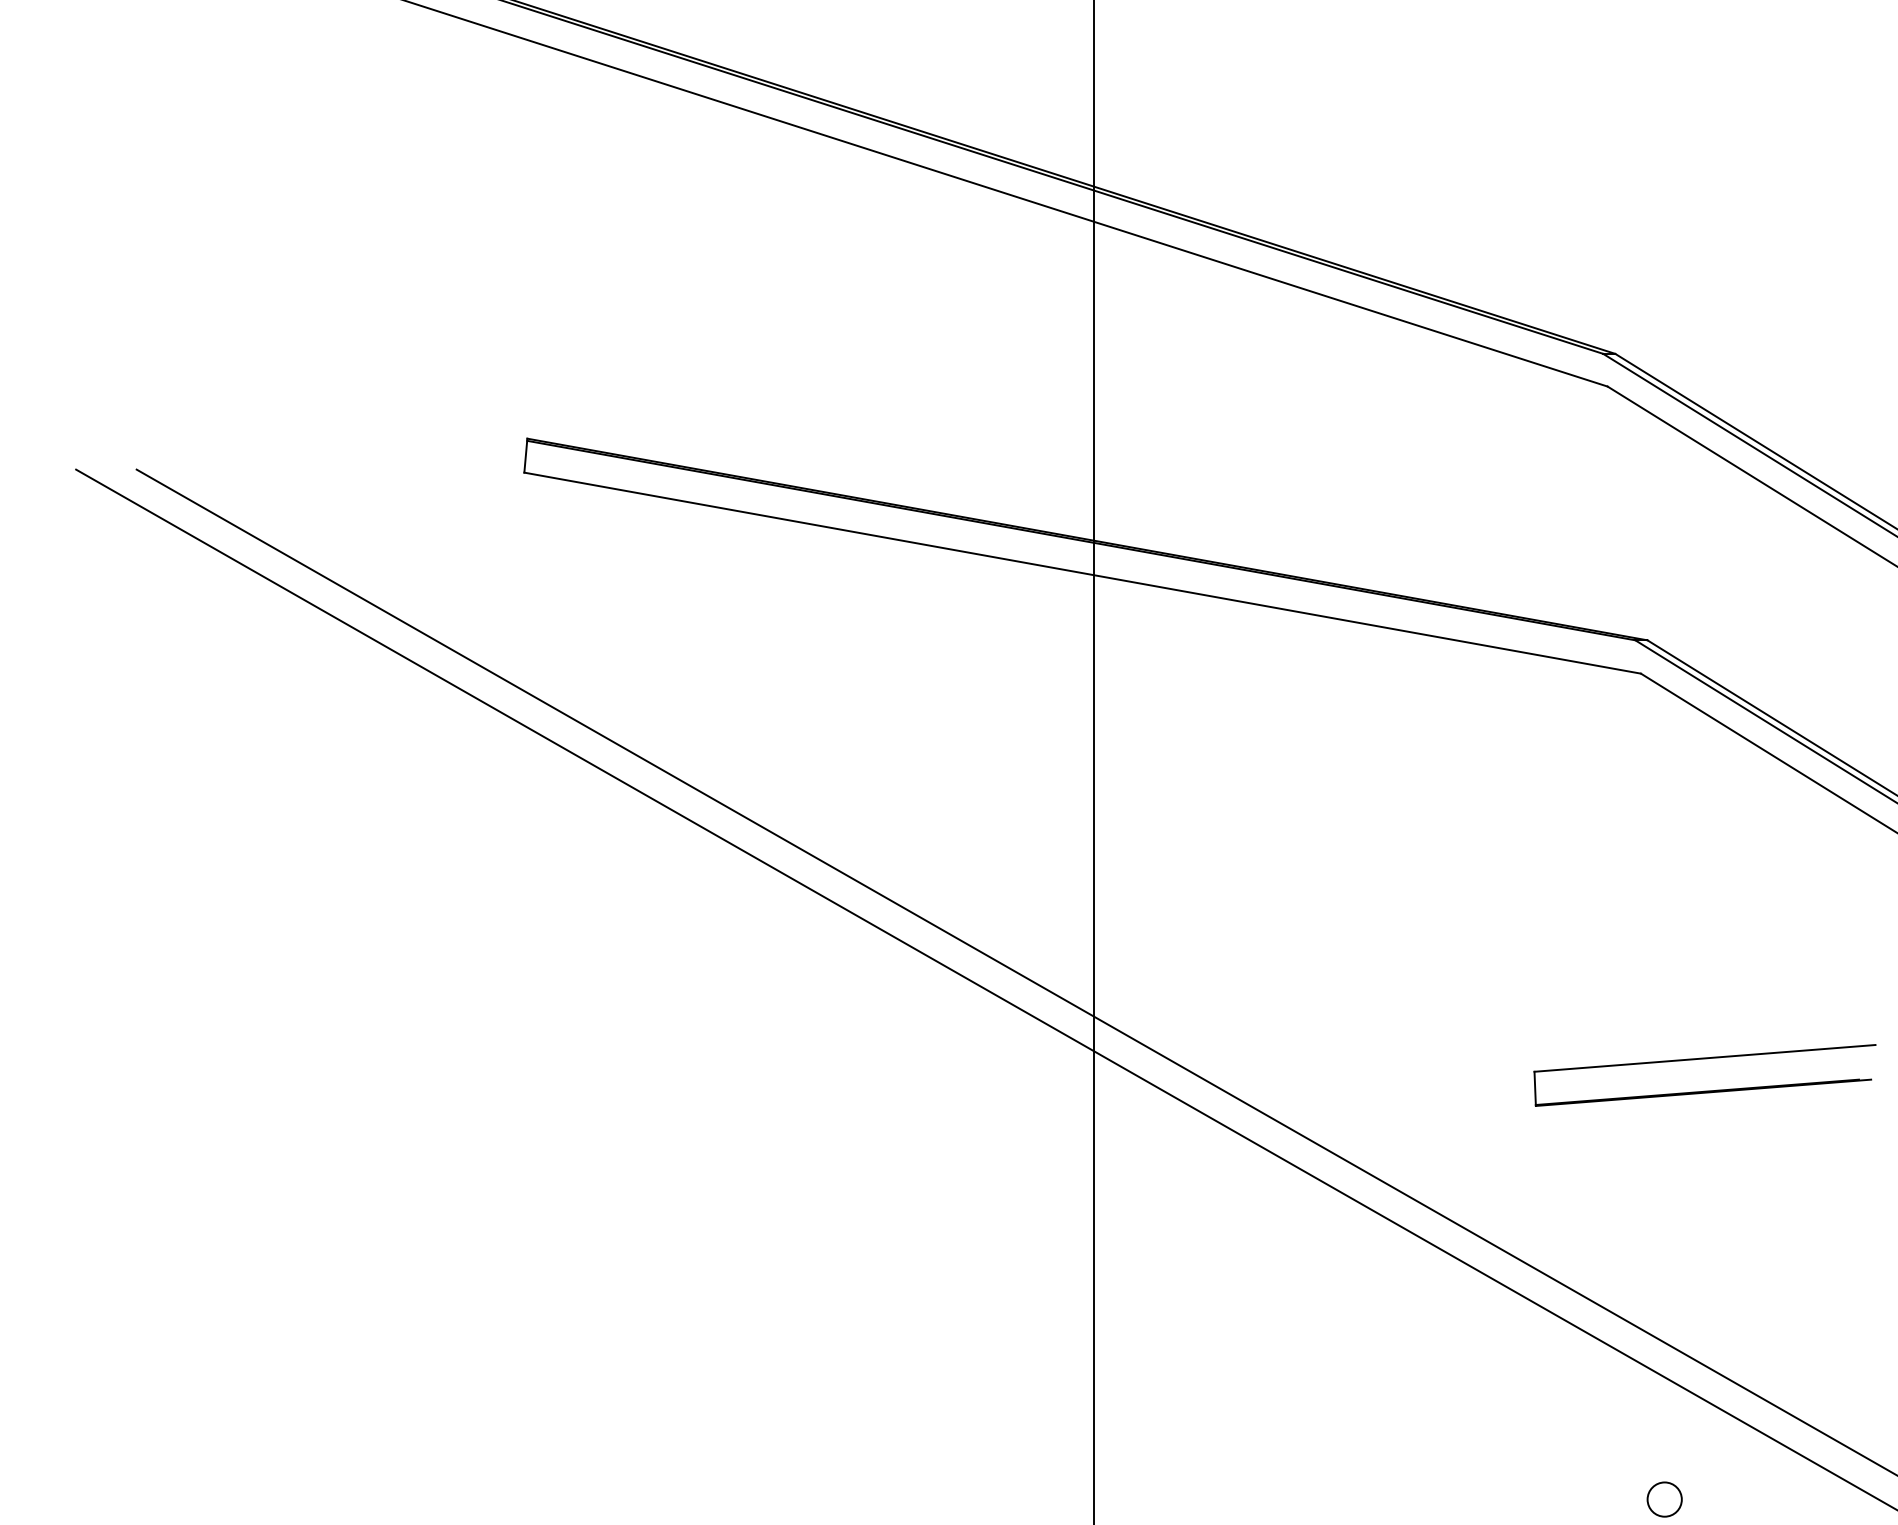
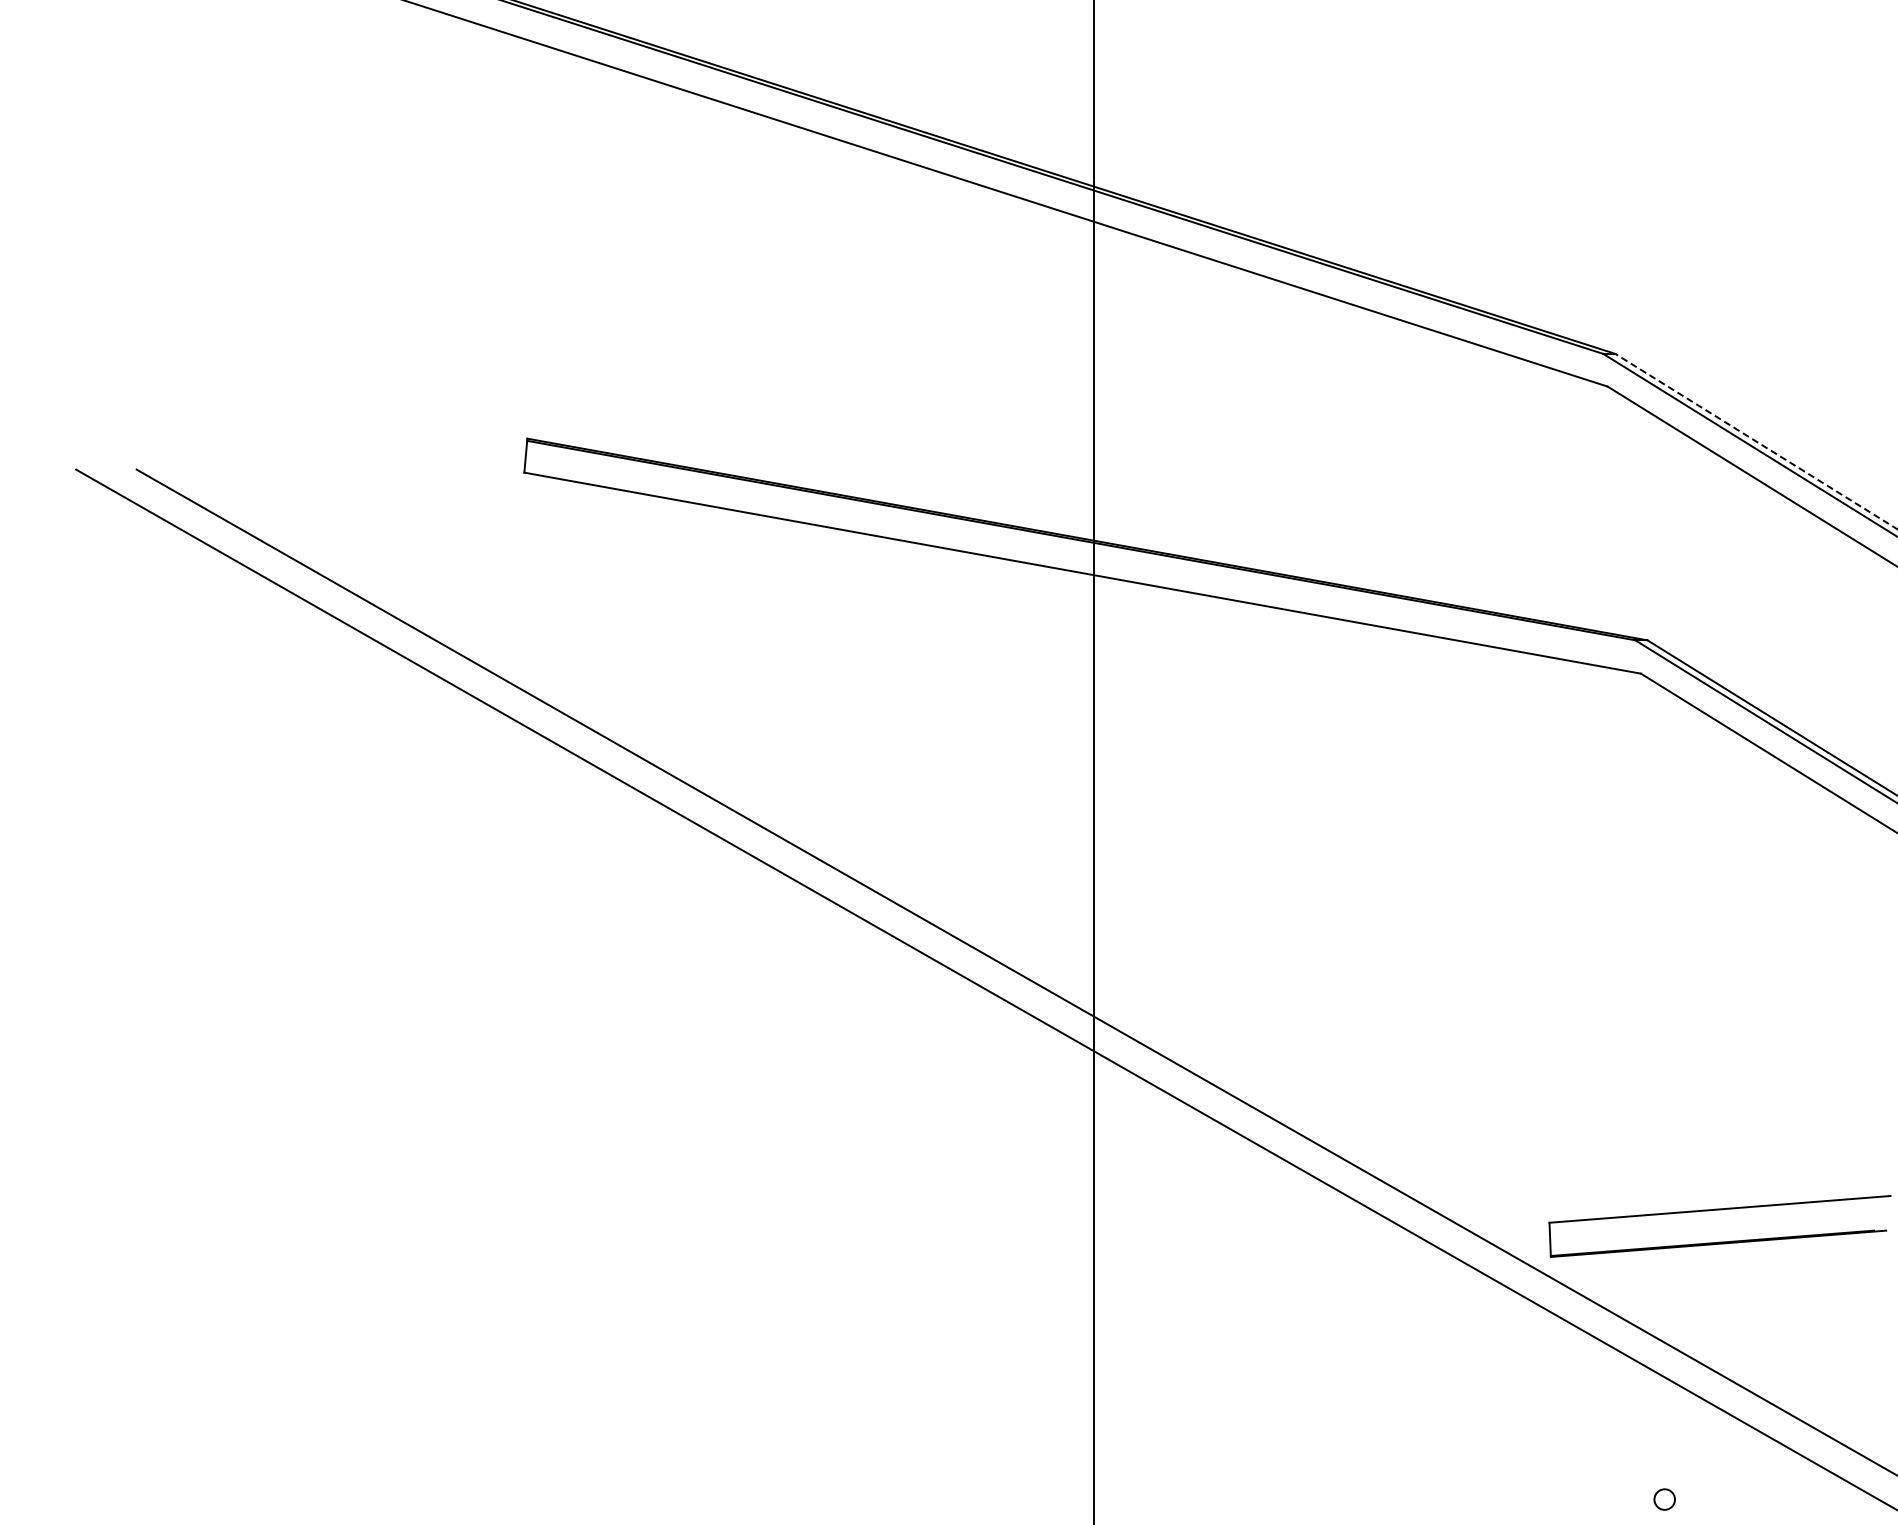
line: solid -> dashed (1756, 441)
part position: (1704, 1090) -> (1719, 1241) (1719, 1241)
circle diameter: 34 px -> 21 px (1664, 1499)
